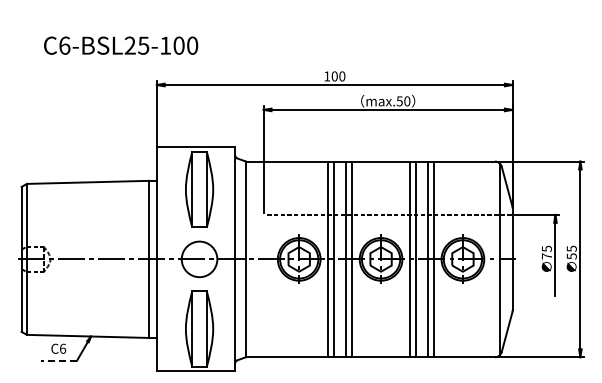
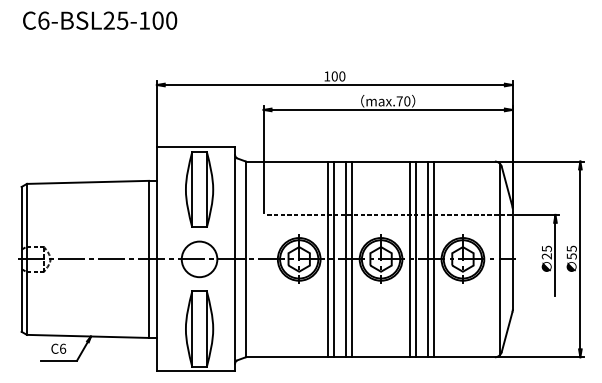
text position: (121, 45) -> (100, 20) (100, 20)
text: max.50 -> max.70 (399, 101)
text: 75 -> 25 (546, 256)
line: dashed -> solid (58, 360)
